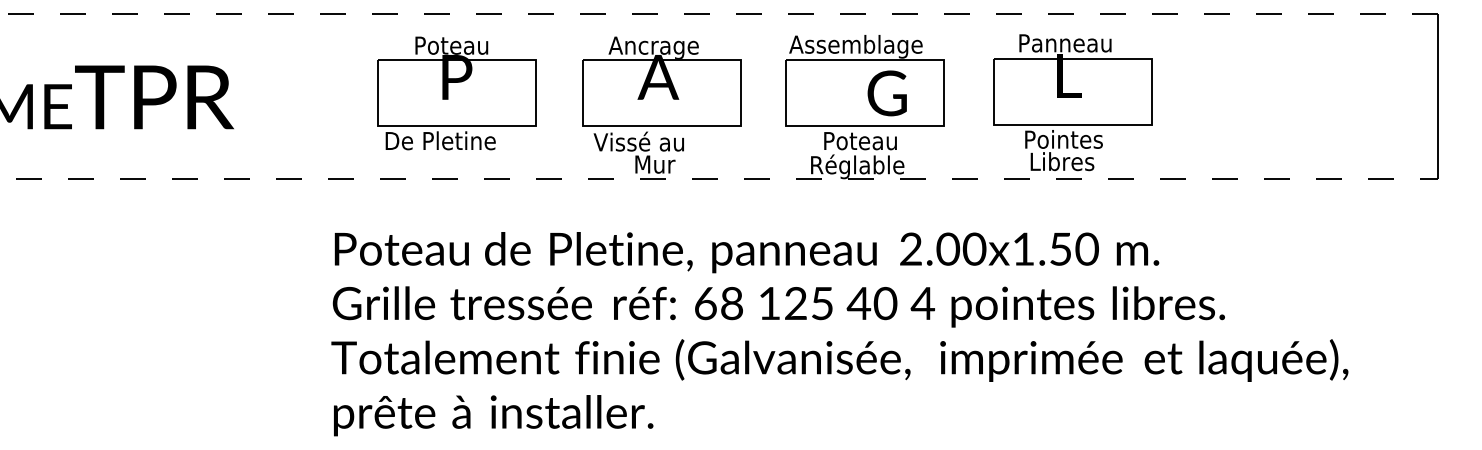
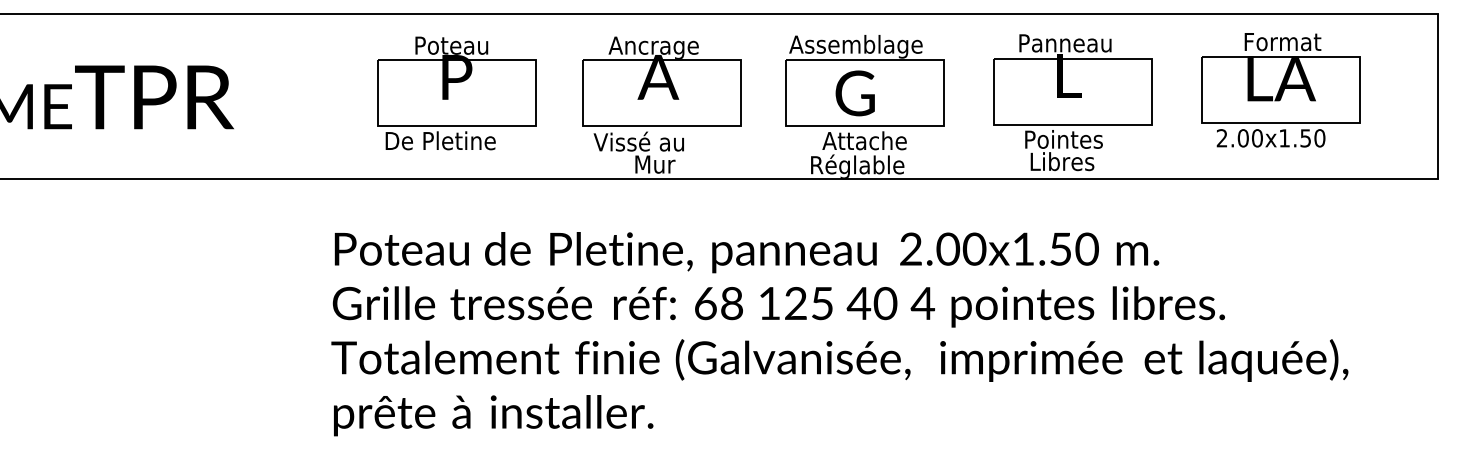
line: dashed -> solid (718, 13)
part: none -> present (1280, 90)
text position: (886, 93) -> (854, 93) (854, 93)
text: Poteau -> Attache (864, 140)
line: dashed -> solid (719, 179)
